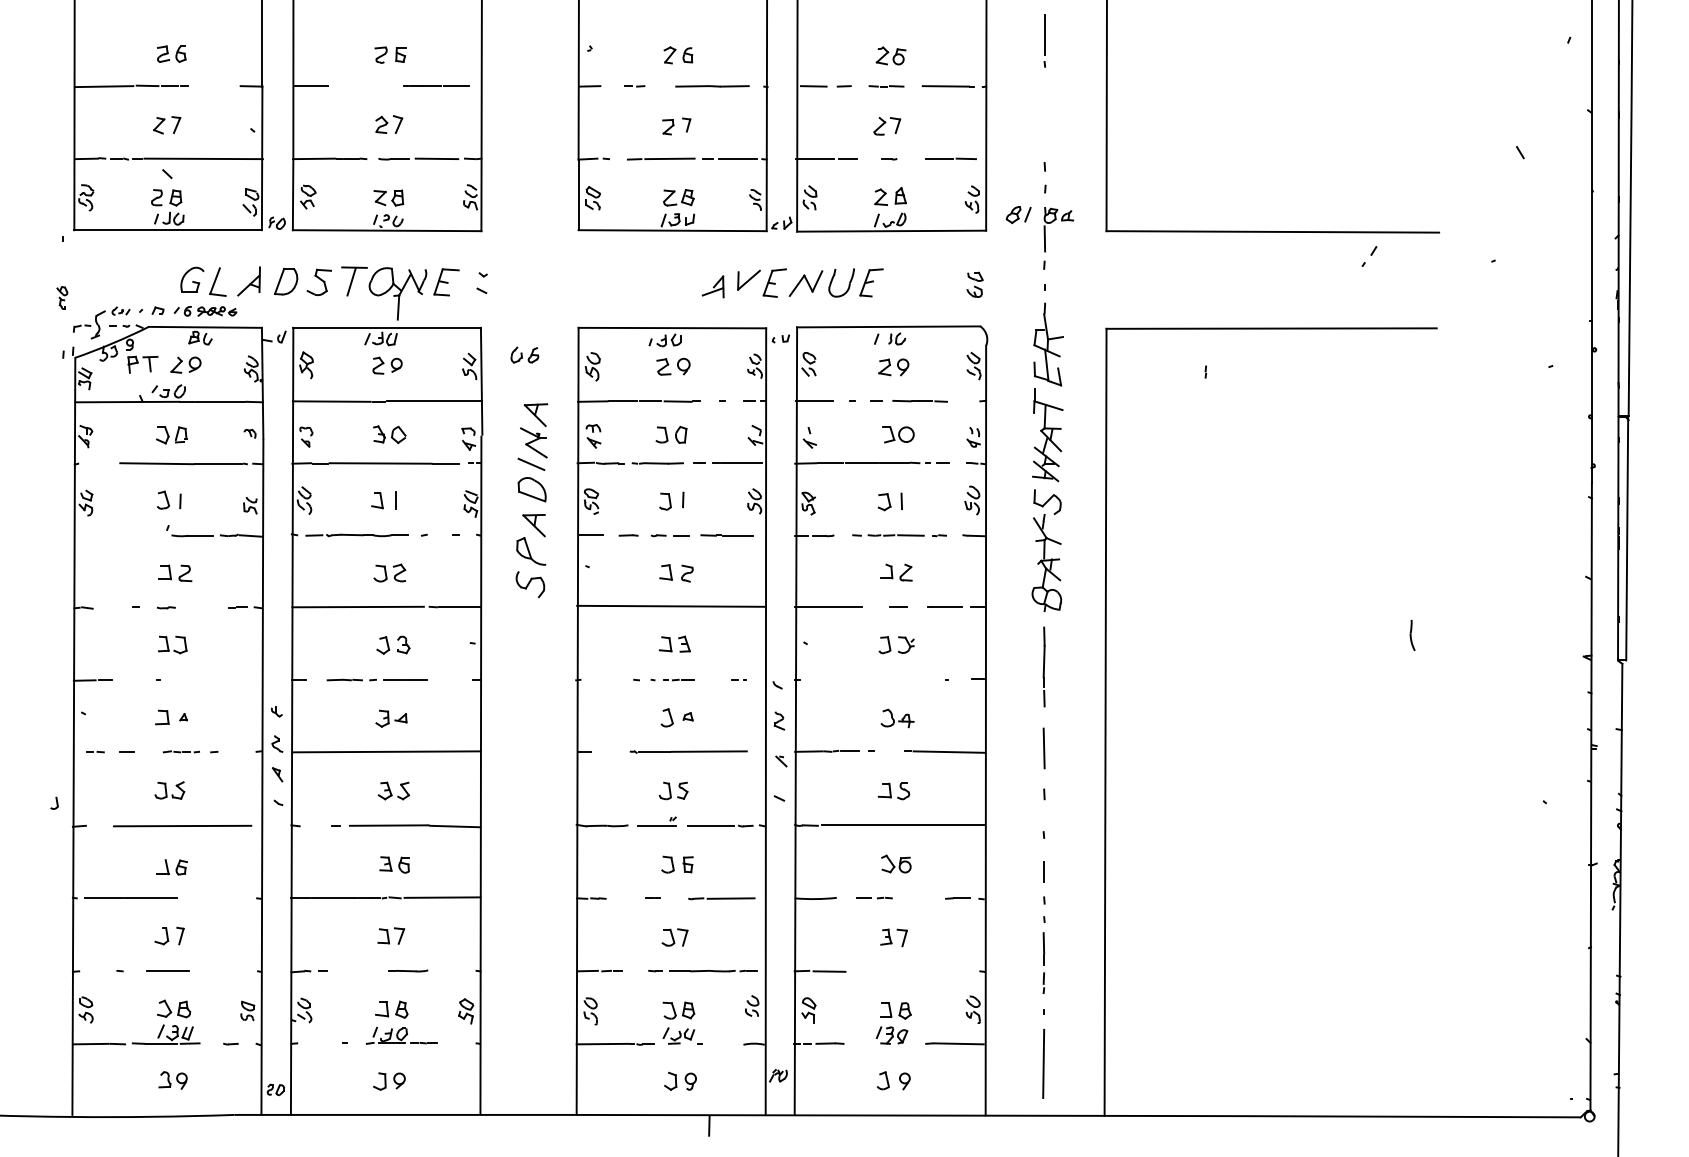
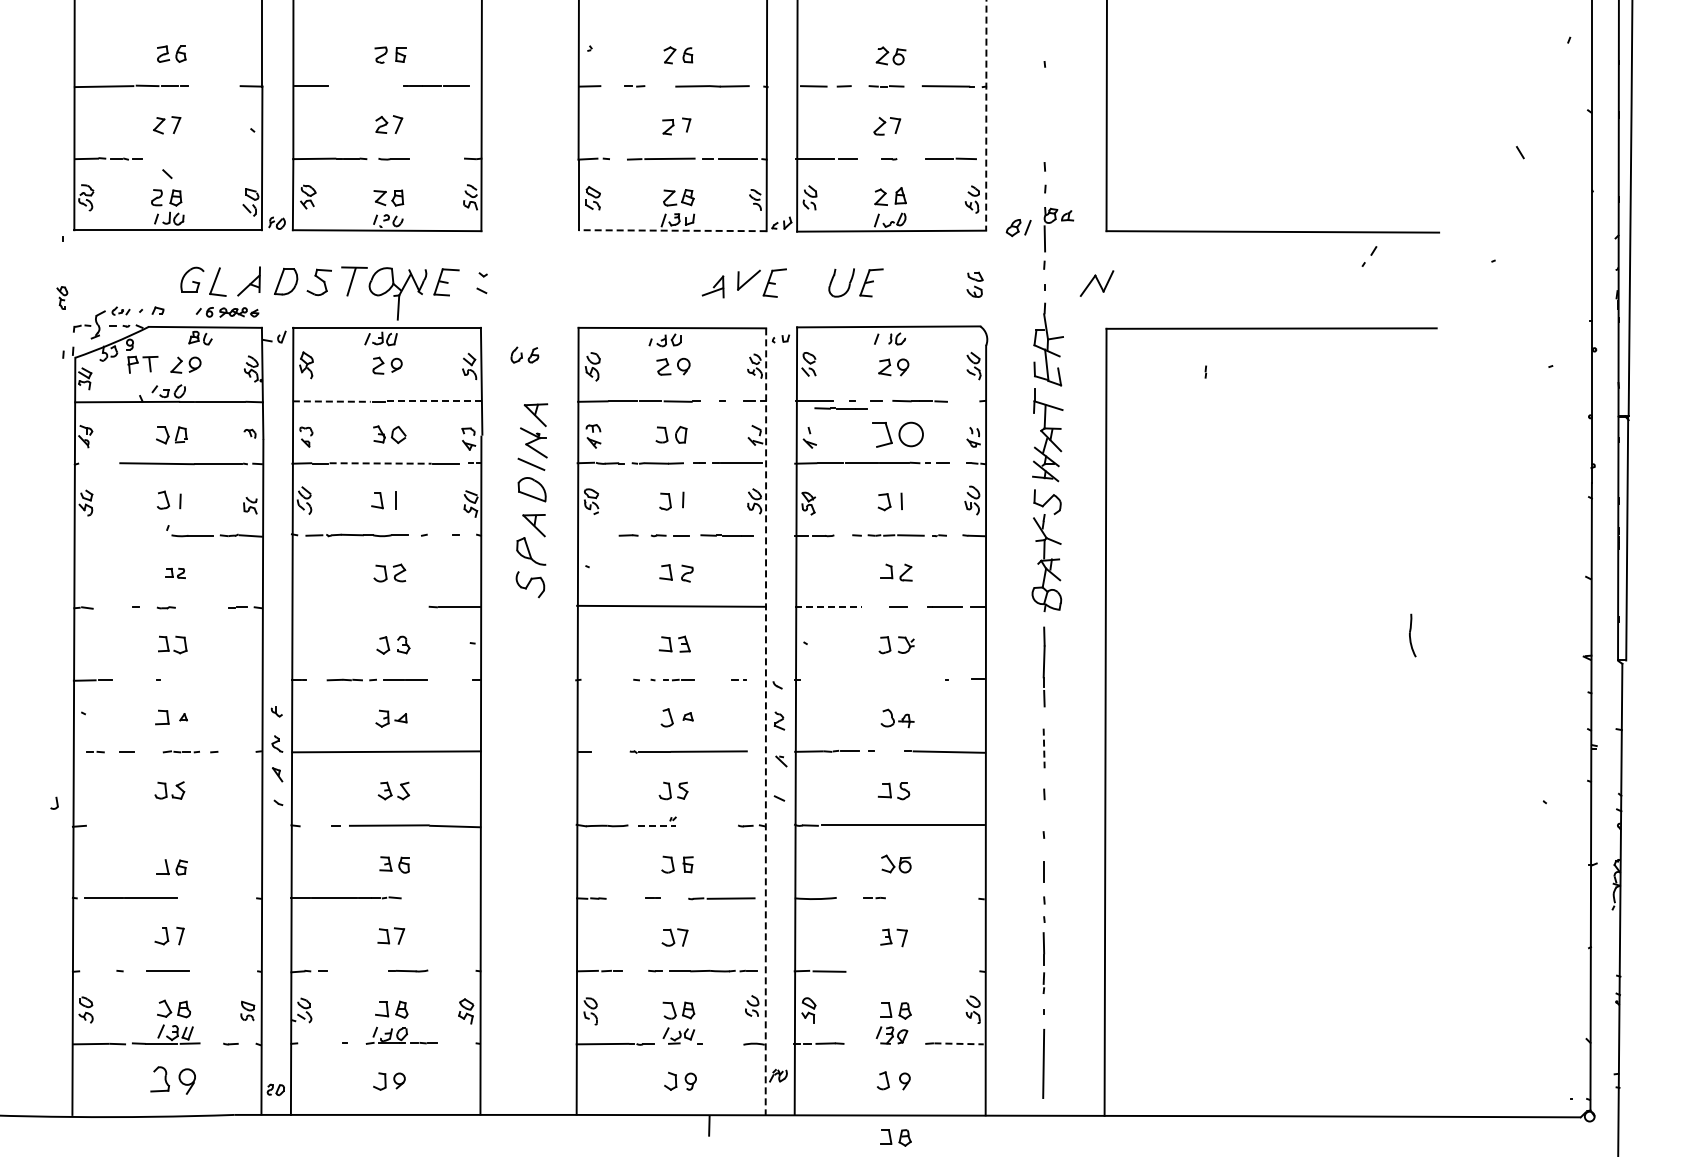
line: present -> none (1045, 35)
line: solid -> dashed (986, 115)
line: present -> none (203, 158)
line: present -> none (436, 158)
part position: (1018, 215) -> (1018, 228) (1018, 228)
line: solid -> dashed (672, 230)
part position: (805, 283) -> (1096, 283) (1096, 283)
part position: (205, 311) -> (227, 312) (227, 312)
line: solid -> dashed (331, 401)
line: solid -> dashed (435, 401)
line: none -> present (840, 408)
part size: 33x18 px -> 52x27 px (897, 434)
line: solid -> dashed (381, 463)
line: present -> none (590, 535)
part size: 35x19 px -> 21x11 px (175, 573)
line: present -> none (357, 606)
line: solid -> dashed (829, 606)
part size: 7x32 px -> 8x45 px (1412, 635)
line: solid -> dashed (765, 722)
line: solid -> dashed (1044, 748)
line: present -> none (182, 825)
line: solid -> dashed (657, 825)
line: present -> none (710, 825)
line: present -> none (442, 897)
part size: 37x4 px -> 23x3 px (874, 898)
line: present -> none (957, 898)
line: solid -> dashed (959, 1043)
part size: 30x19 px -> 46x29 px (172, 1080)
part: none -> present (895, 1137)
